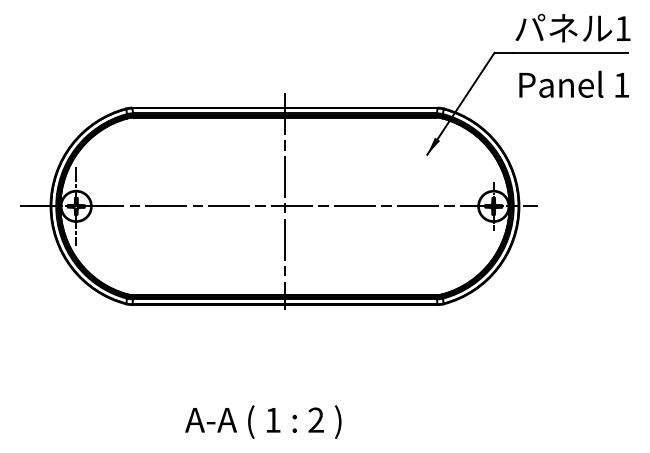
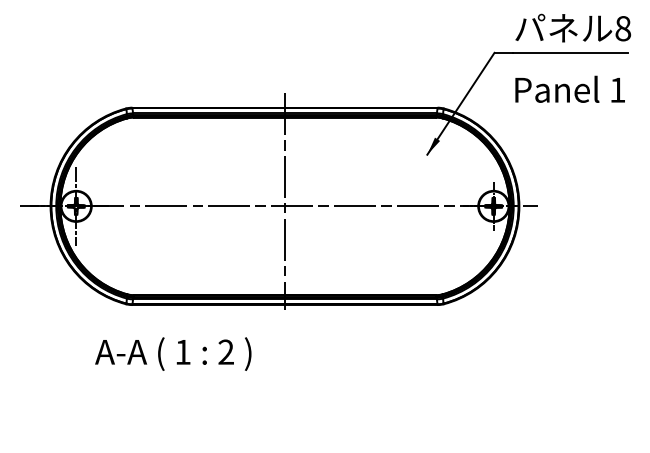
text: 1 -> 8 (623, 28)
text position: (573, 83) -> (569, 88) (569, 88)
text position: (263, 421) -> (173, 353) (173, 353)
